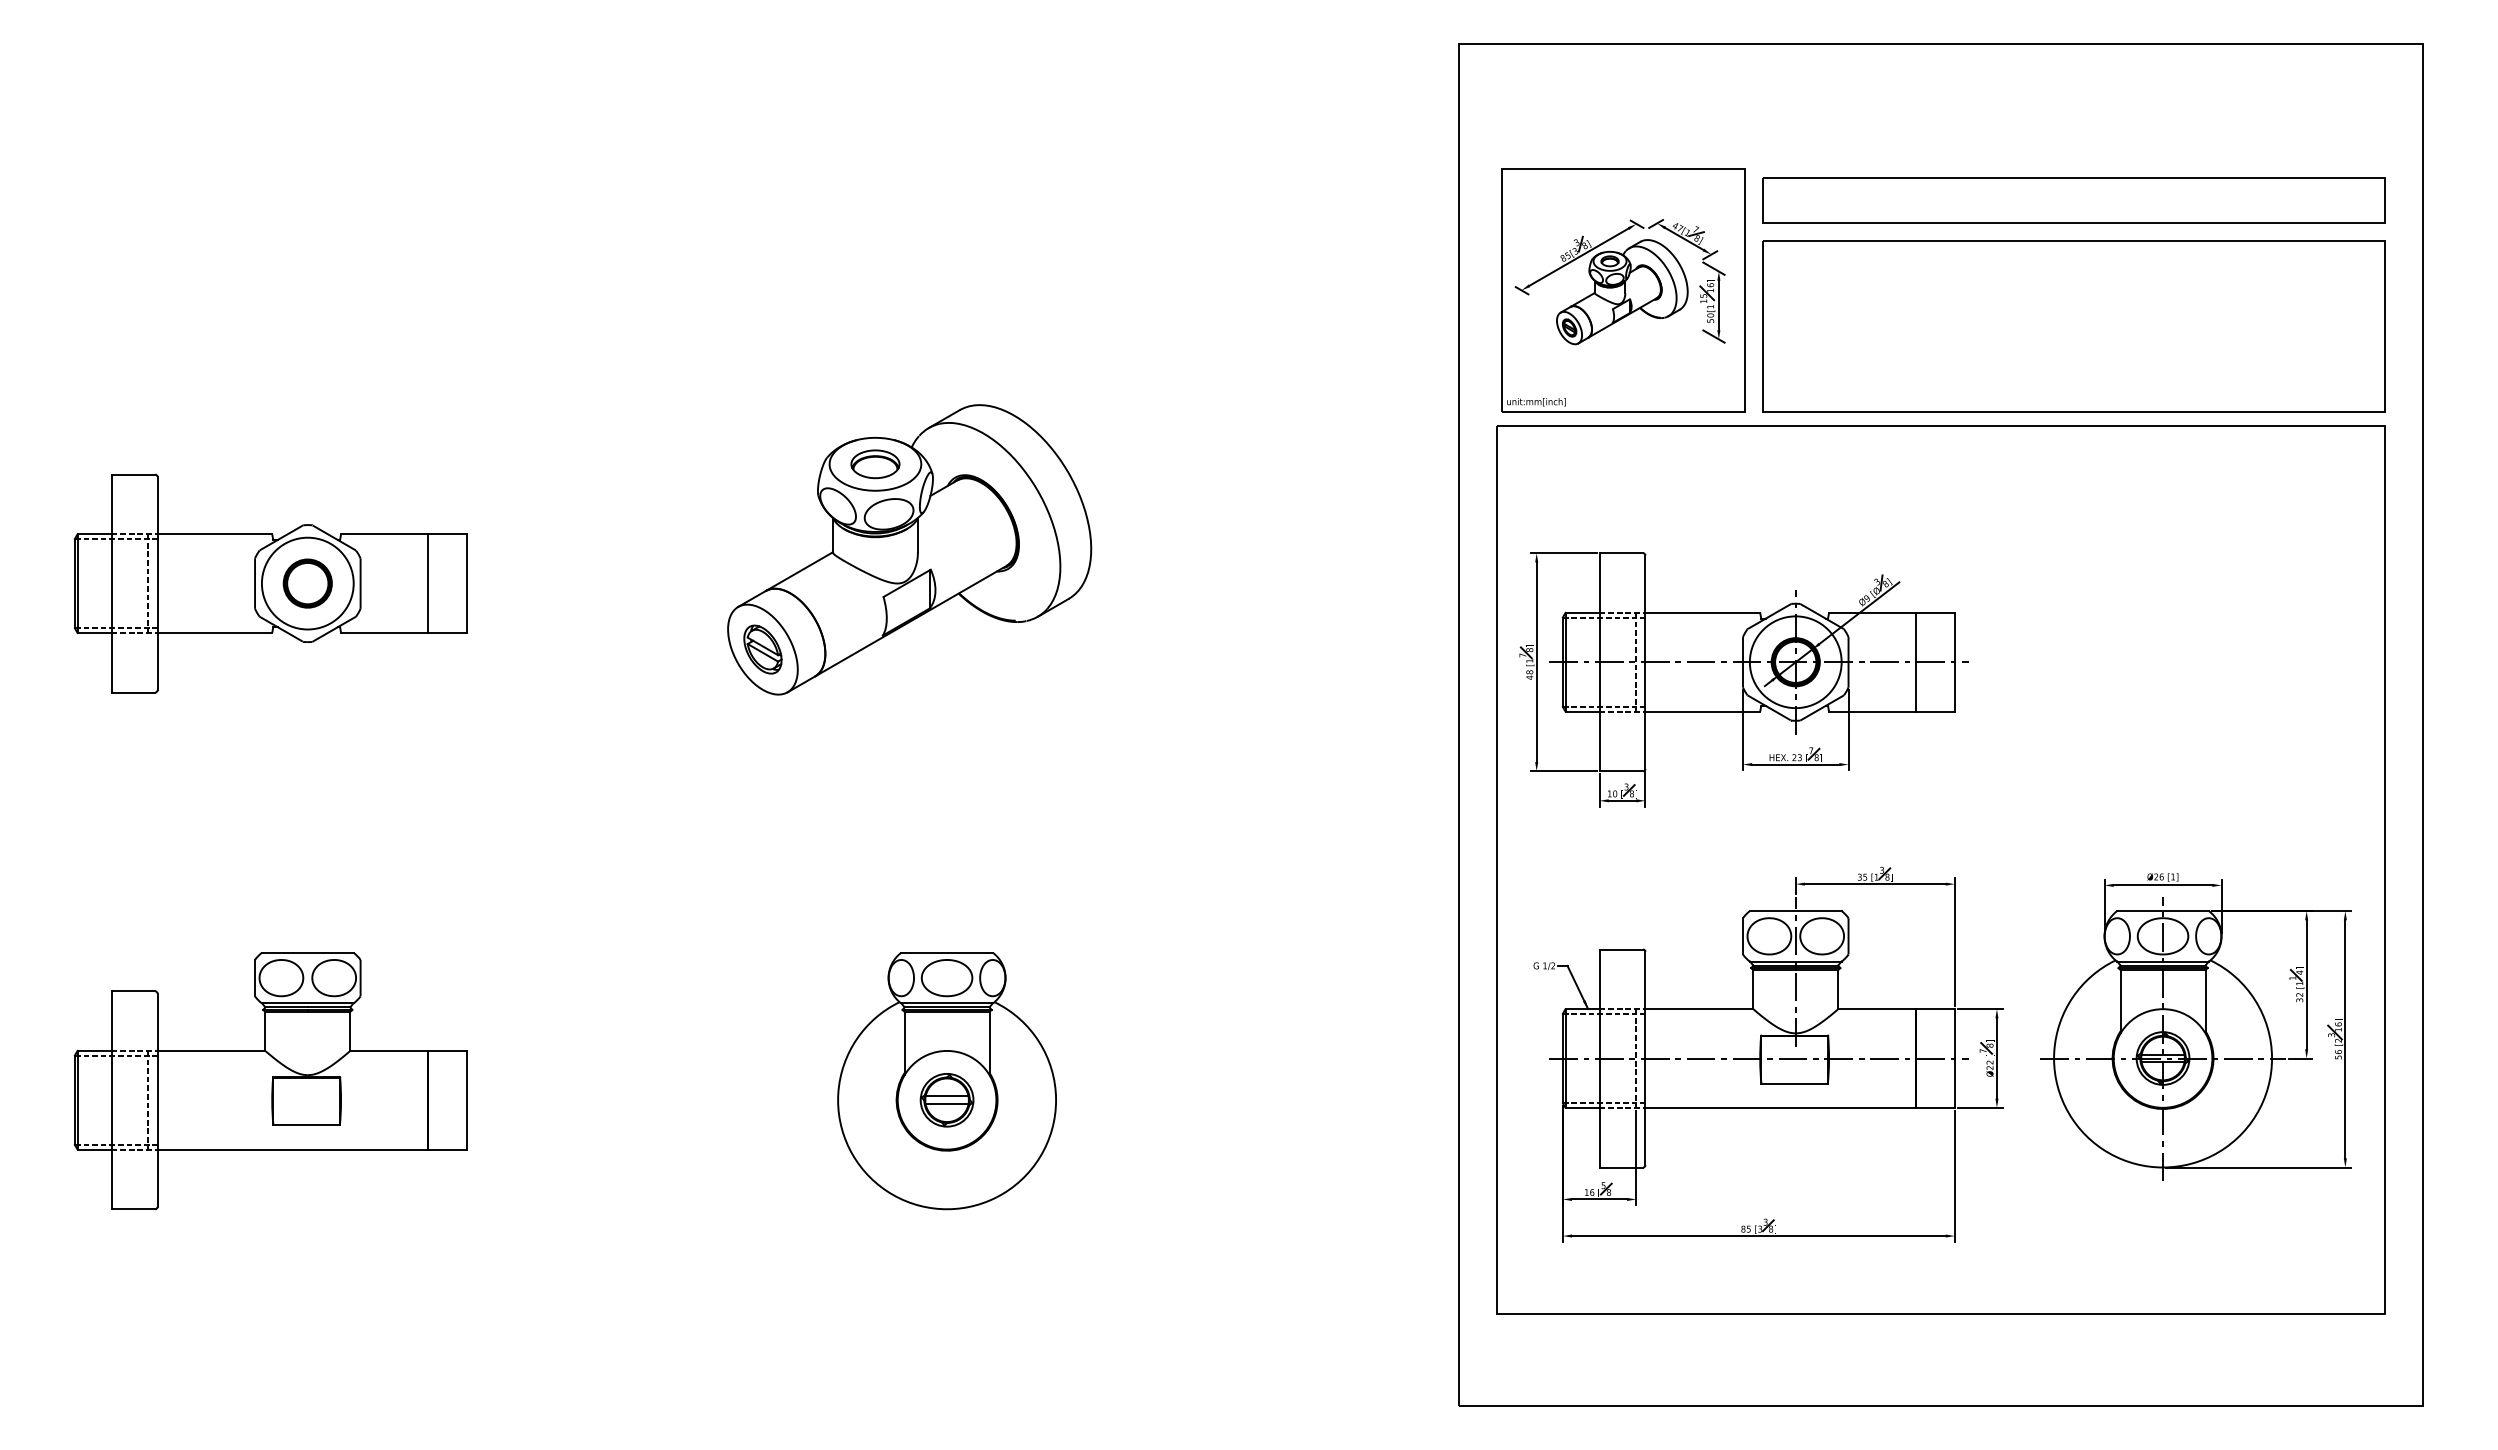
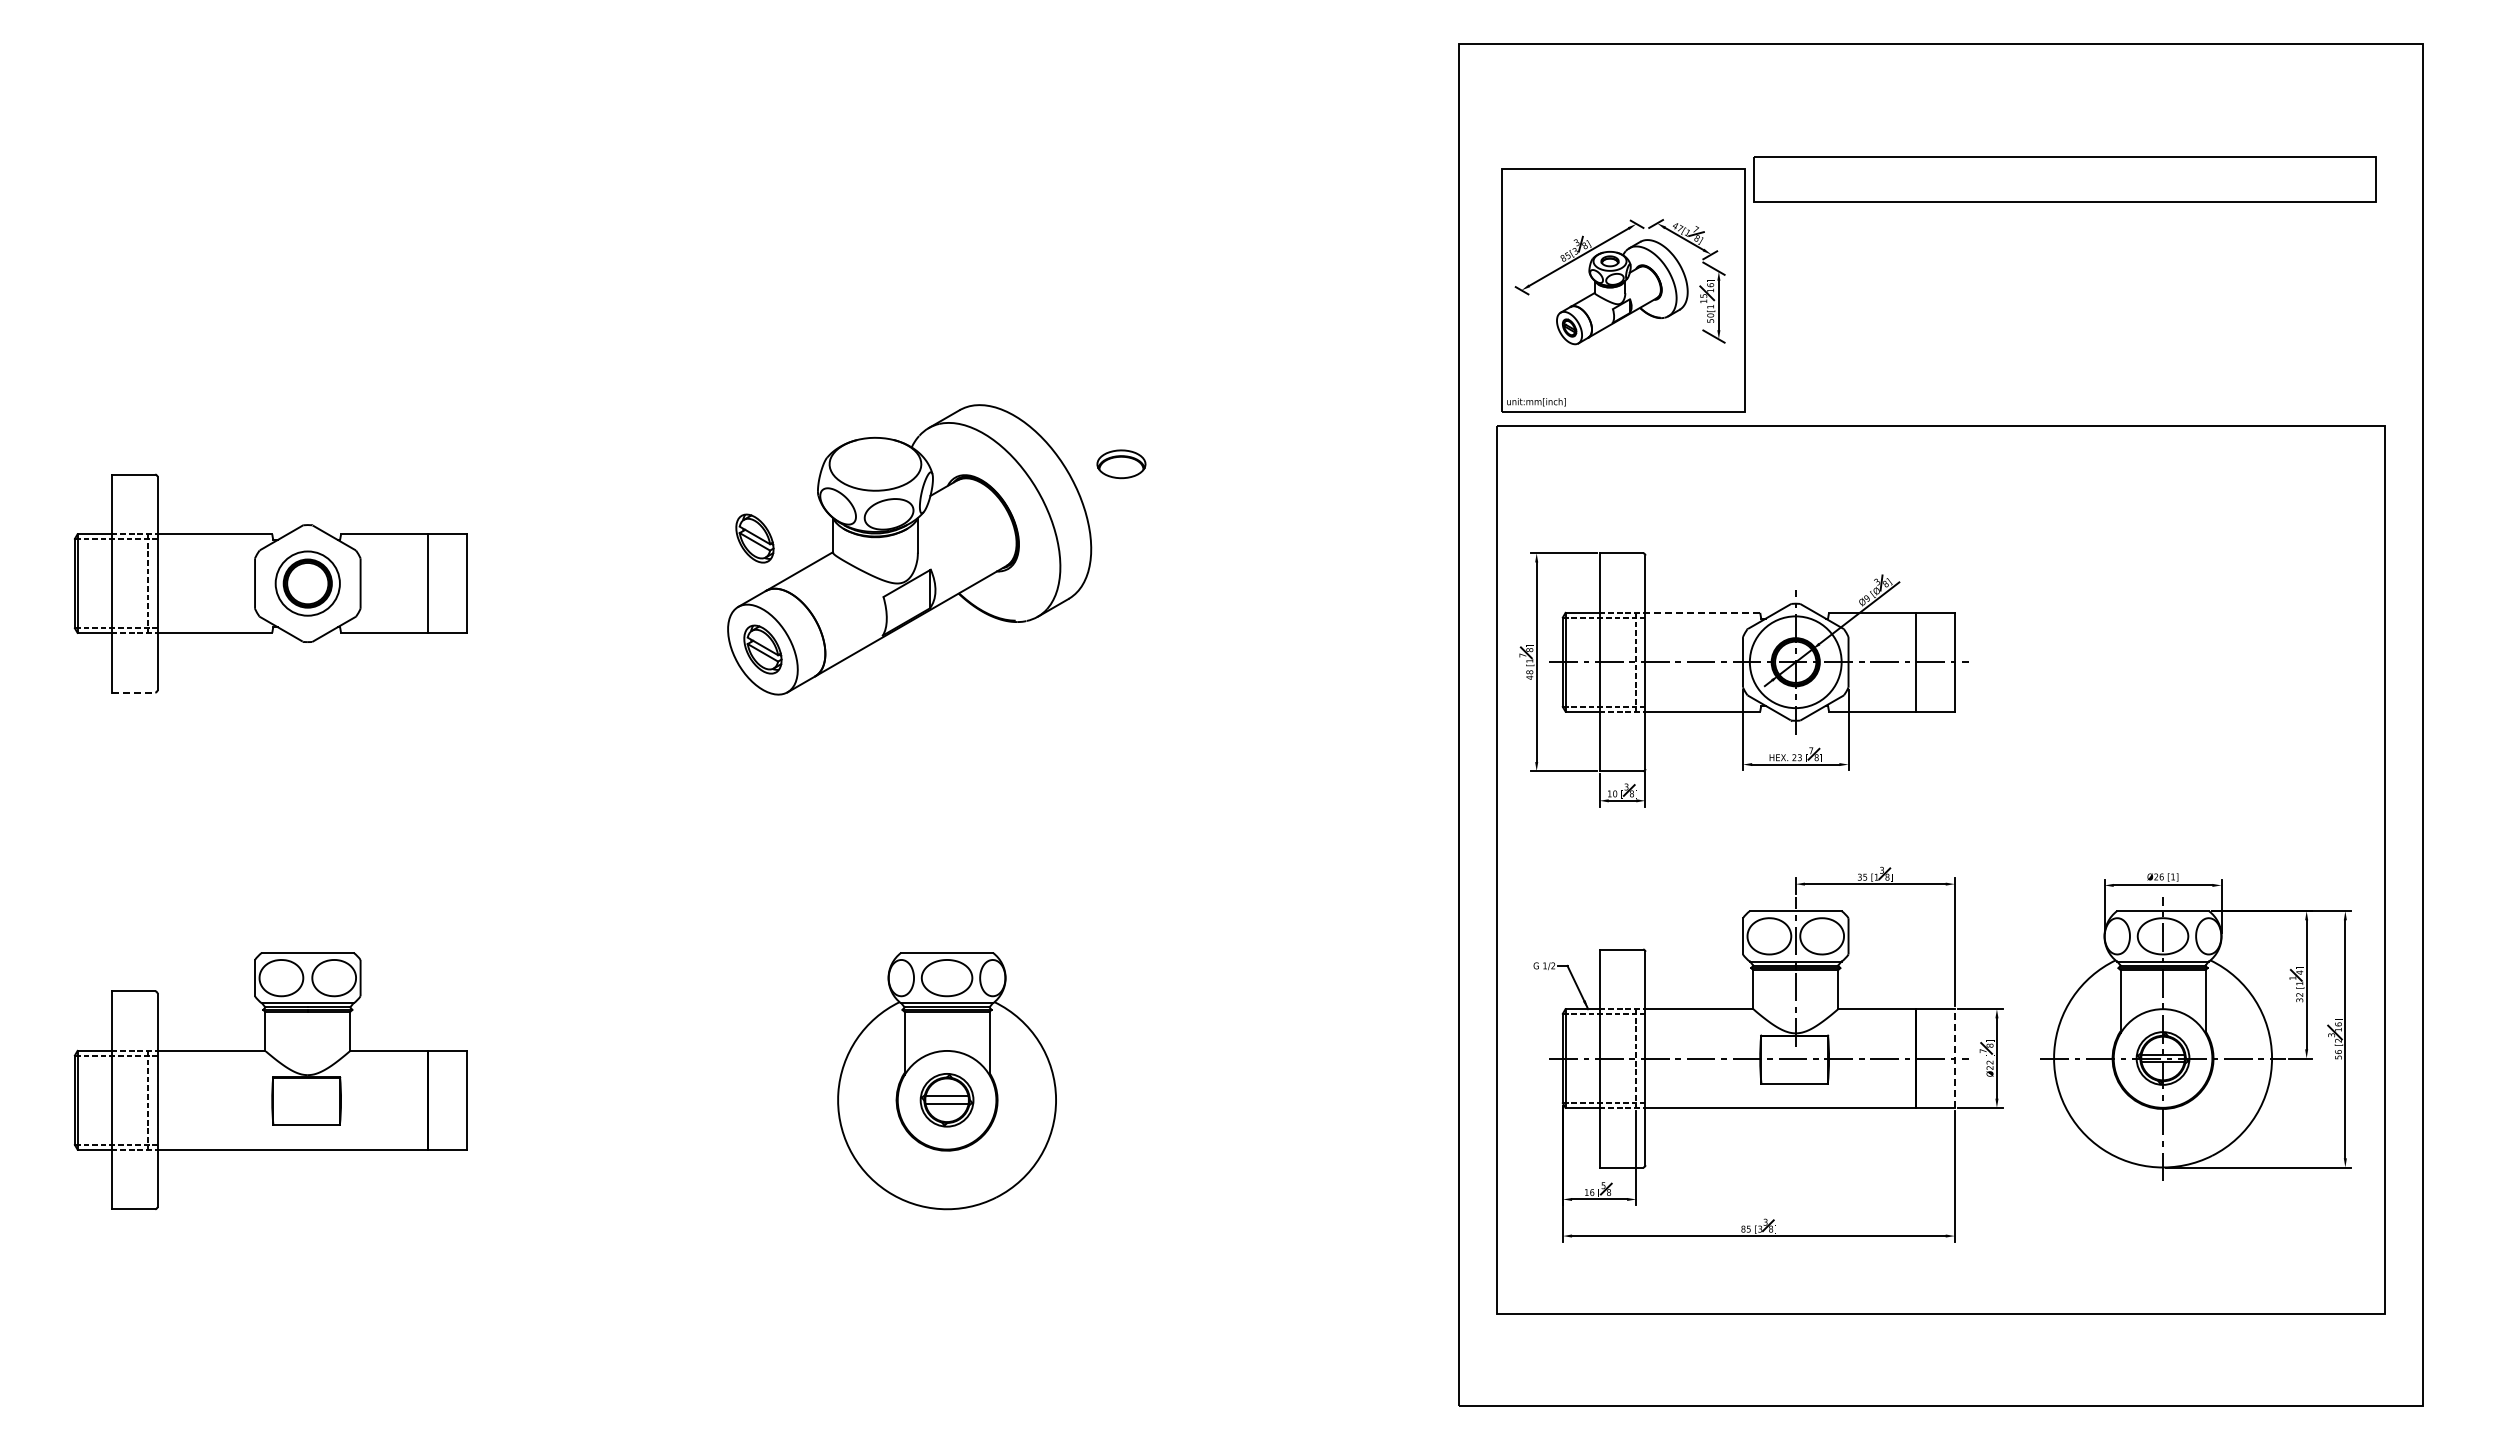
part position: (2073, 200) -> (2064, 179) (2064, 179)
part: present -> none (2073, 326)
part position: (875, 464) -> (1121, 464) (1121, 464)
part: none -> present (754, 538)
circle diameter: 92 px -> 64 px (307, 583)
line: solid -> dashed (1702, 612)
line: solid -> dashed (133, 692)
line: solid -> dashed (1954, 1058)
